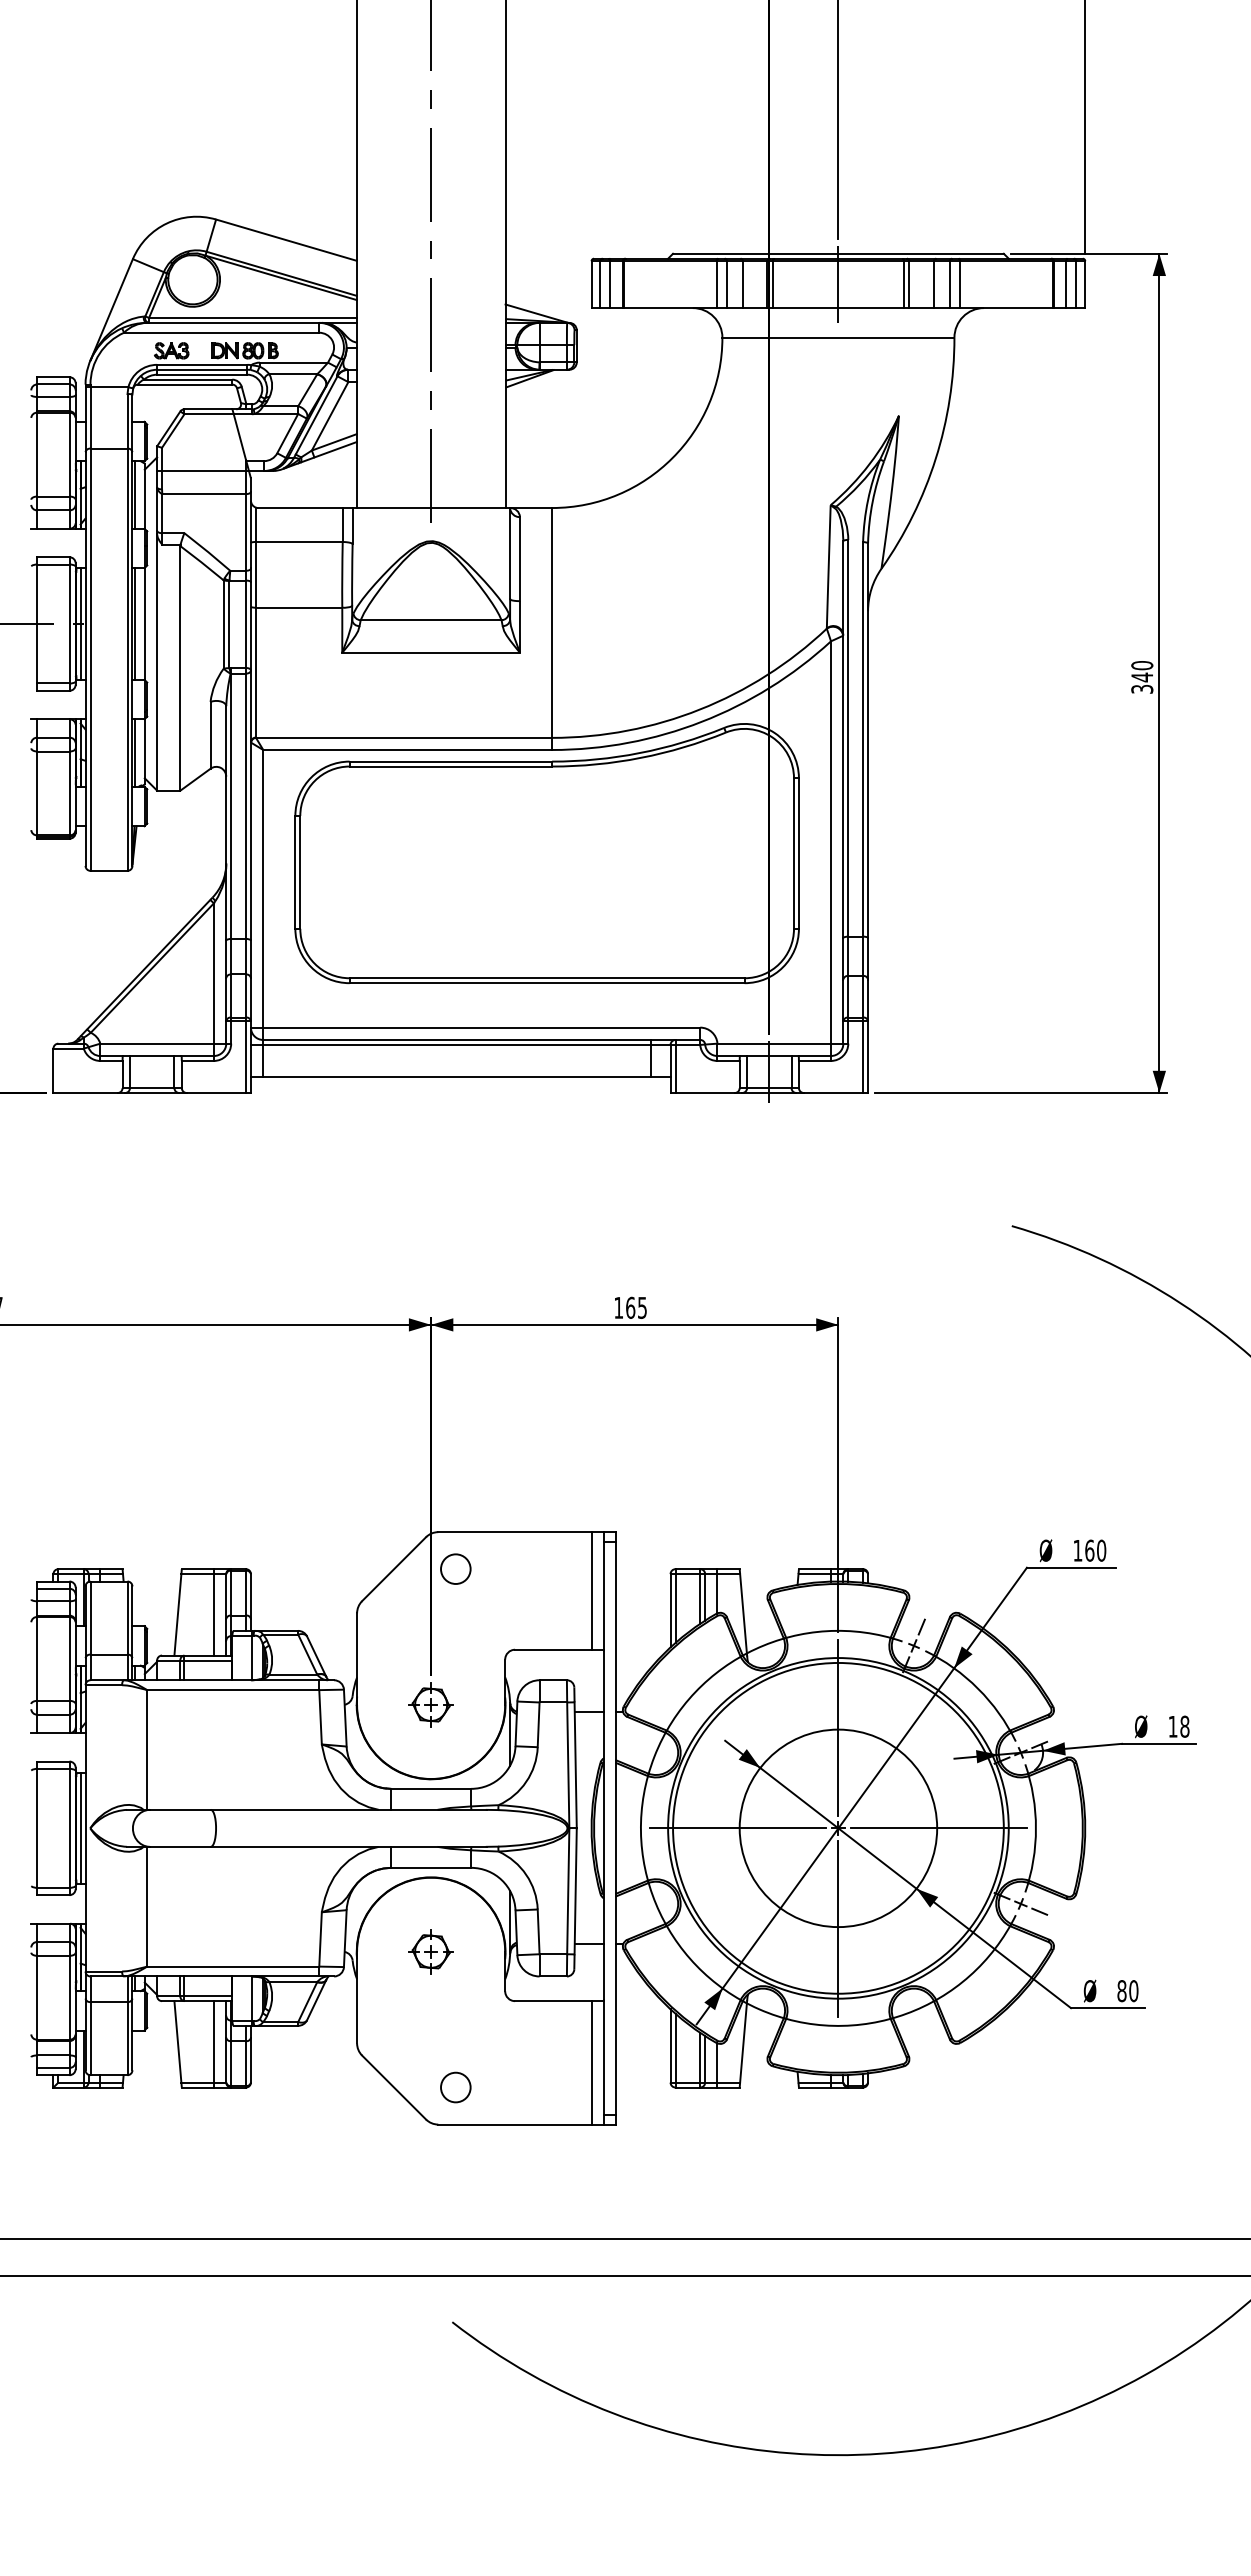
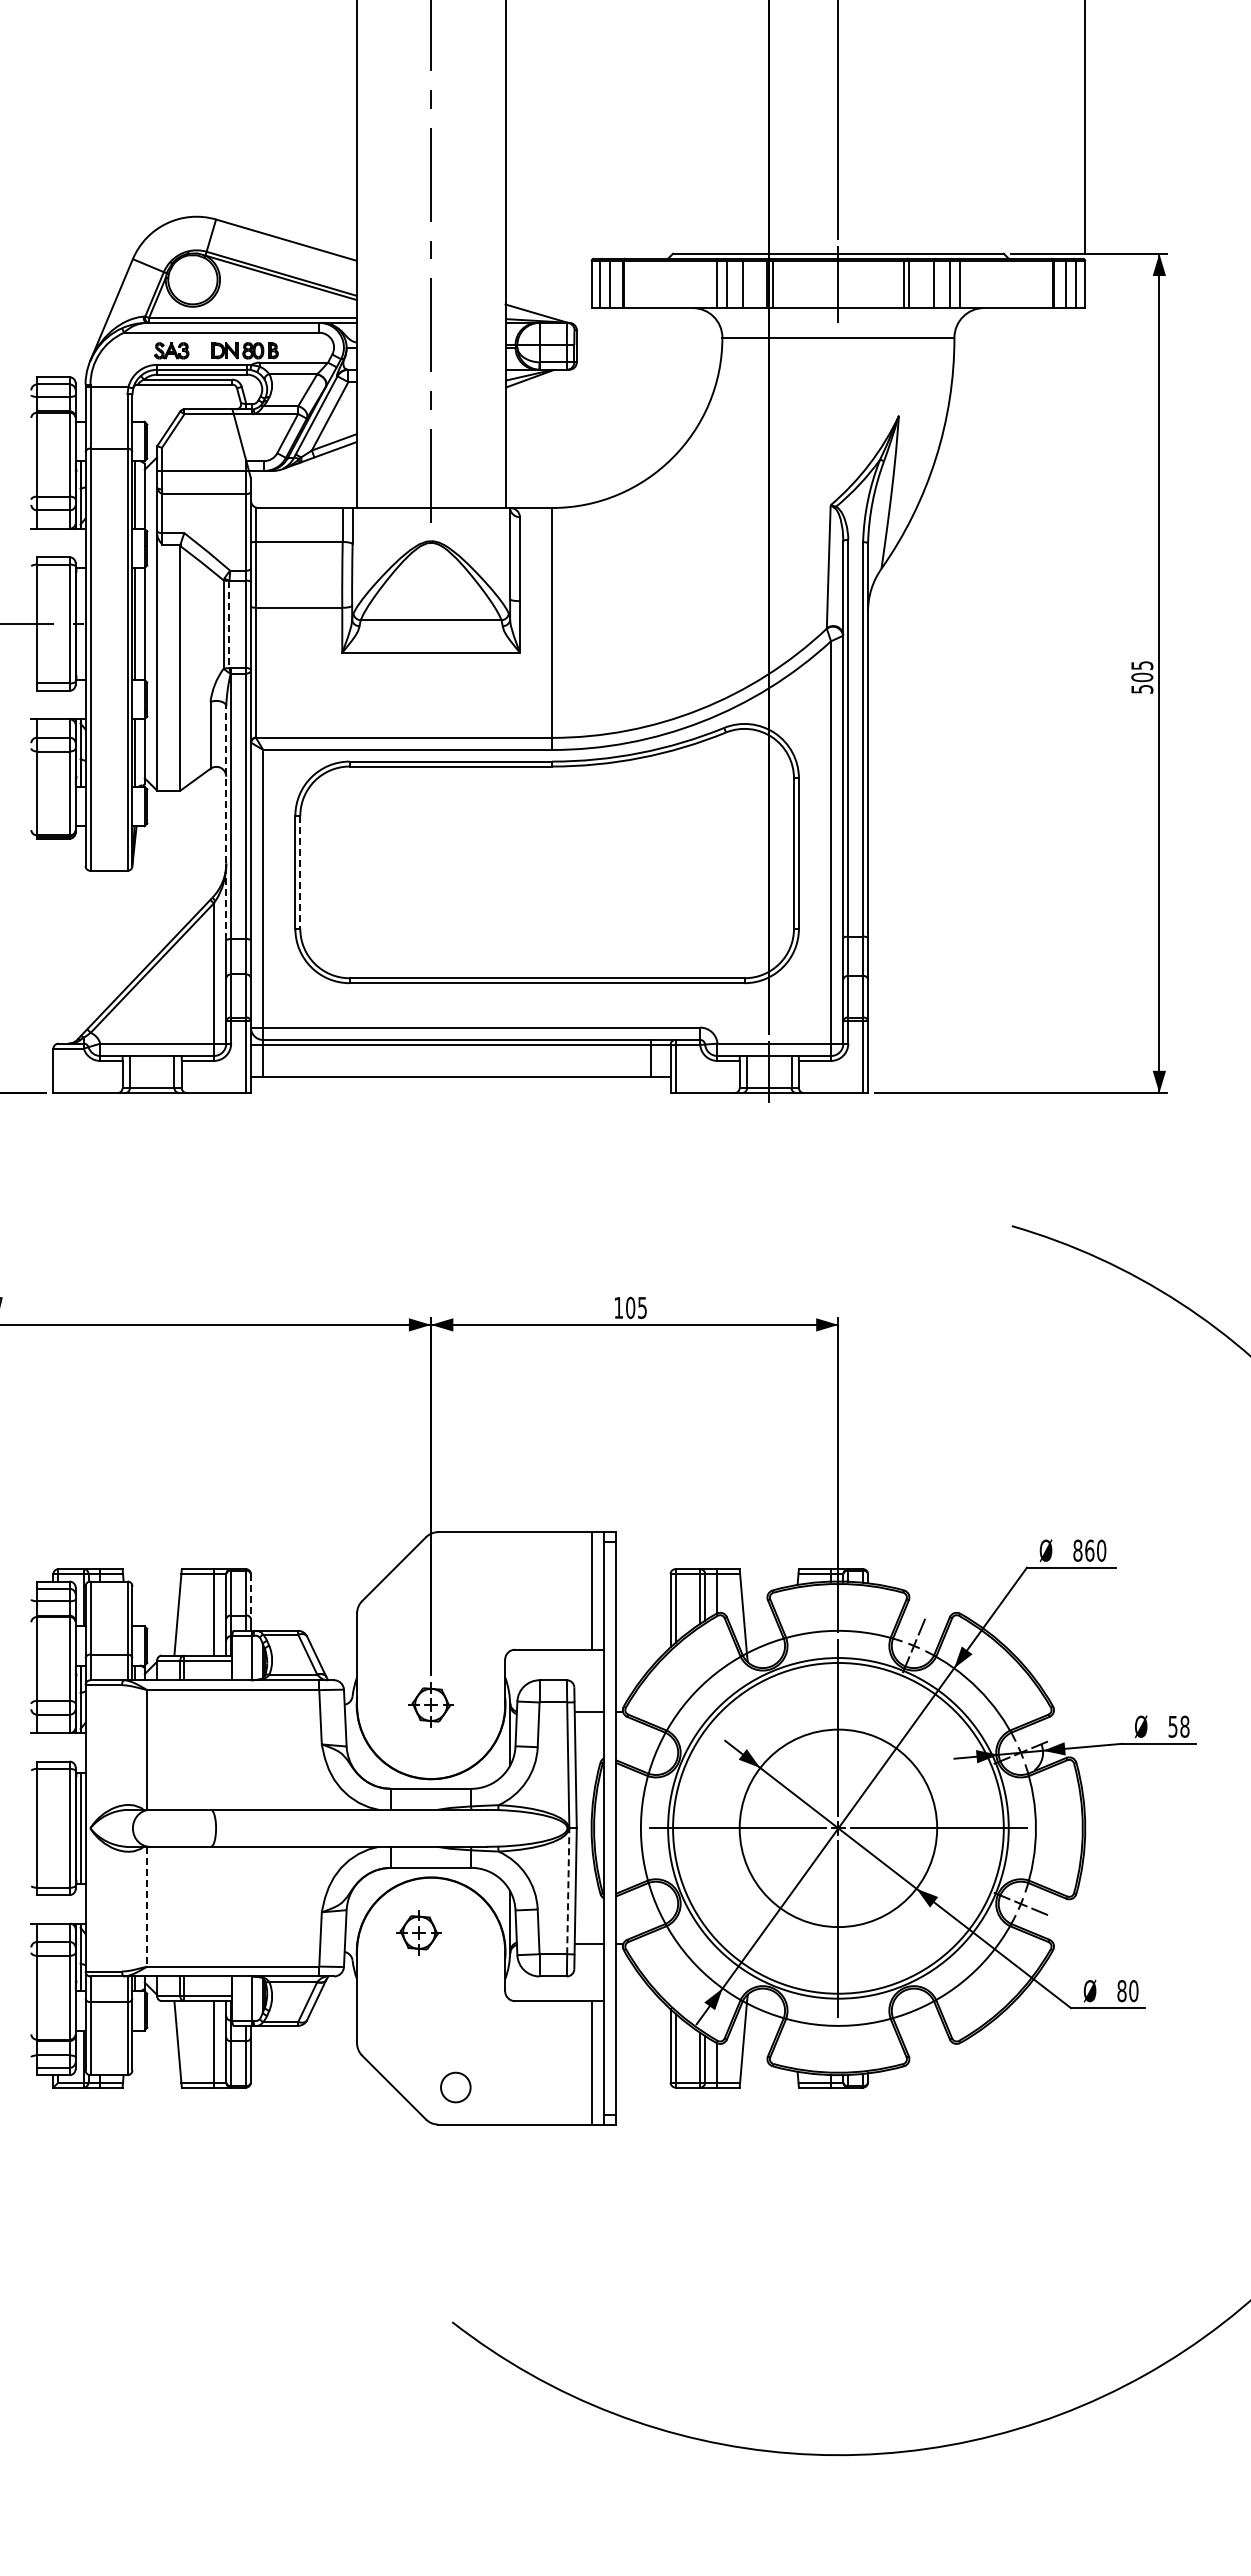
line: present -> none (80, 623)
line: solid -> dashed (229, 624)
text: 340 -> 505 (1142, 677)
line: solid -> dashed (226, 822)
line: solid -> dashed (300, 872)
text: 165 -> 105 (630, 1307)
text: 160 -> 860 (1077, 1550)
circle: present -> none (455, 1568)
line: solid -> dashed (250, 1597)
text: 18 -> 58 (1172, 1726)
line: solid -> dashed (568, 1891)
line: solid -> dashed (147, 1906)
part position: (430, 1951) -> (418, 1932) (418, 1932)
line: present -> none (624, 2239)
line: present -> none (624, 2276)
